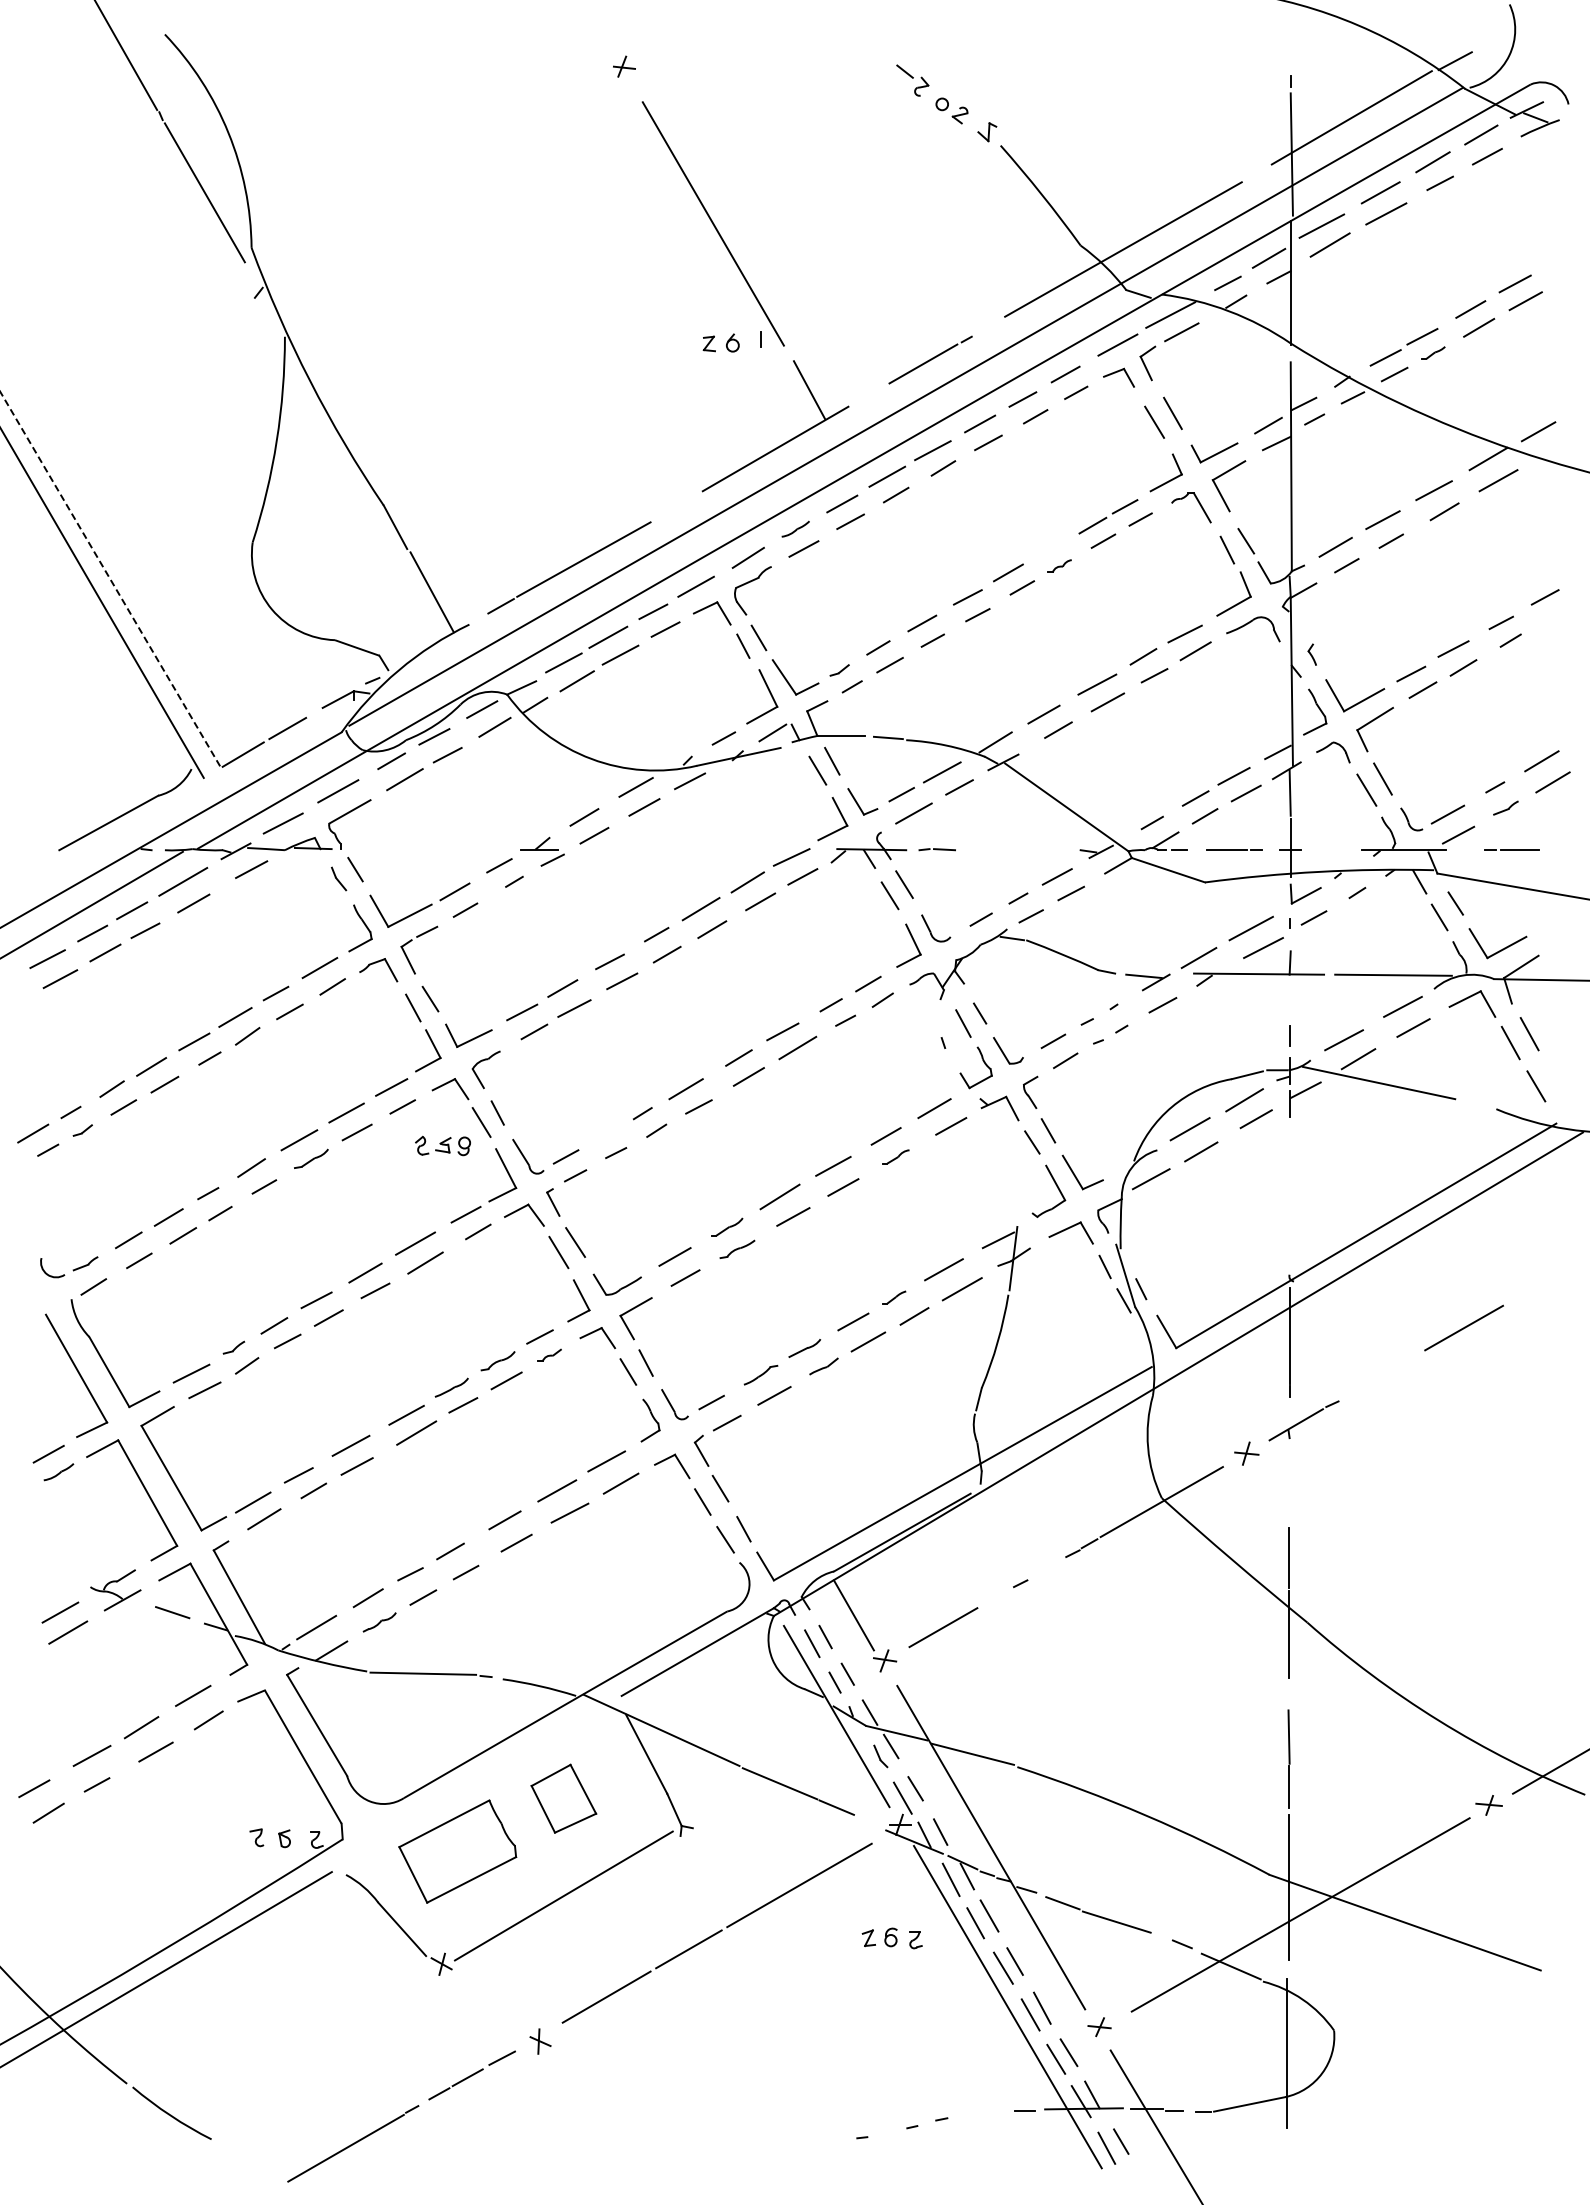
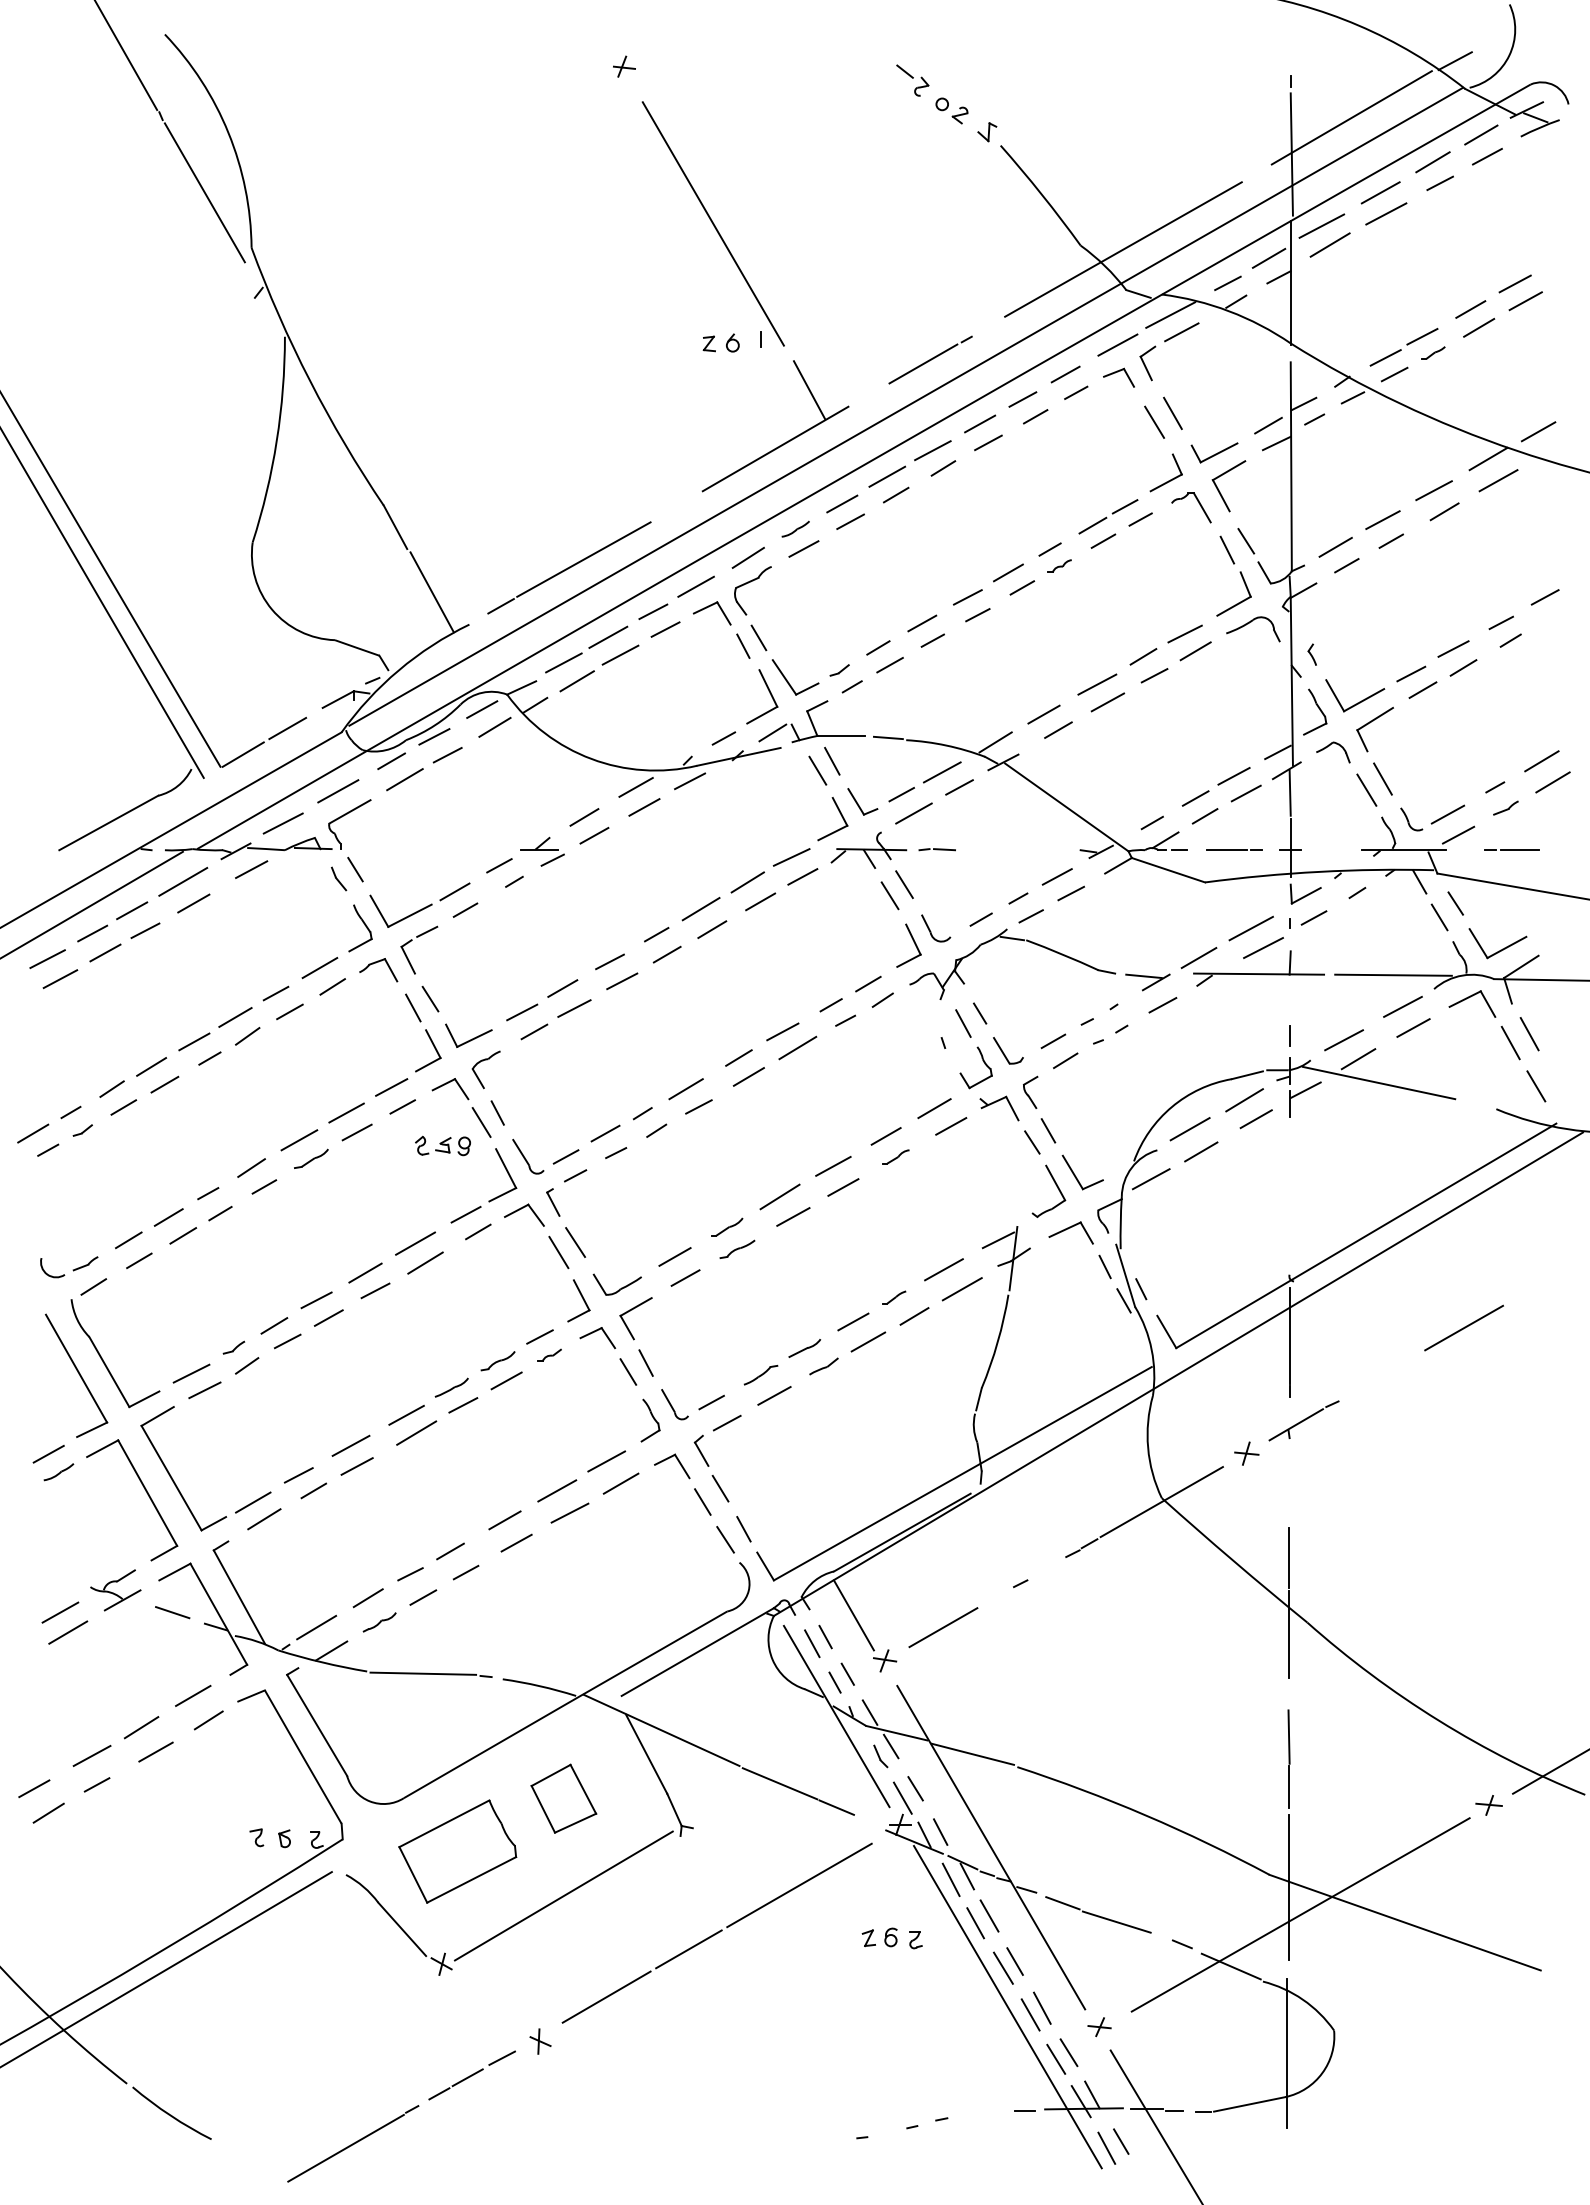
line: none -> present (1049, 549)
line: dashed -> solid (110, 579)
line: none -> present (605, 1133)
